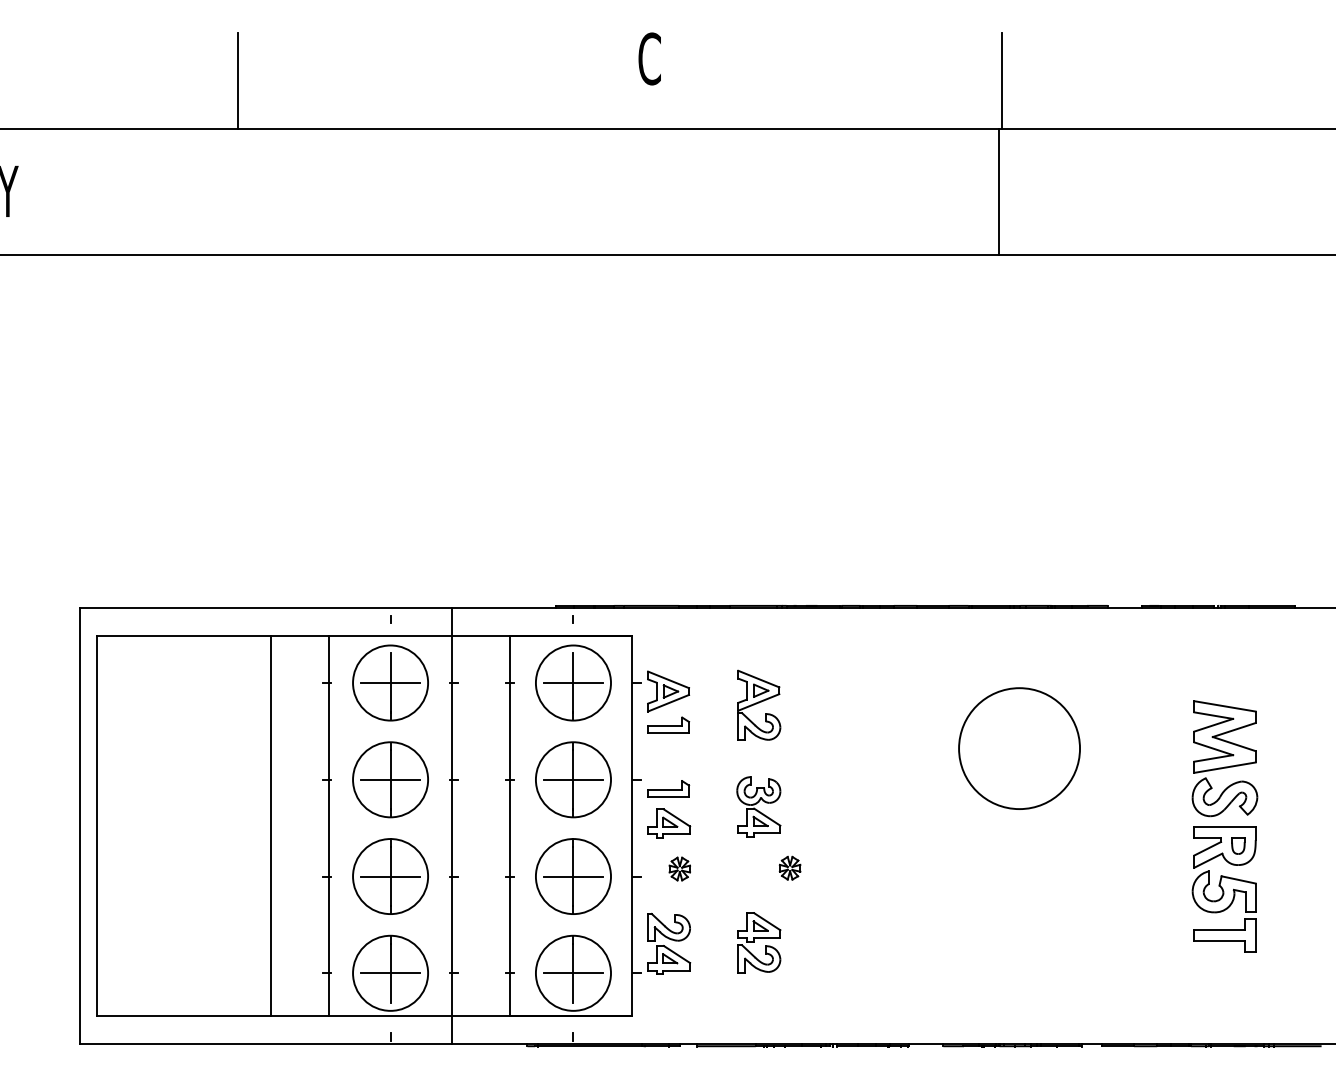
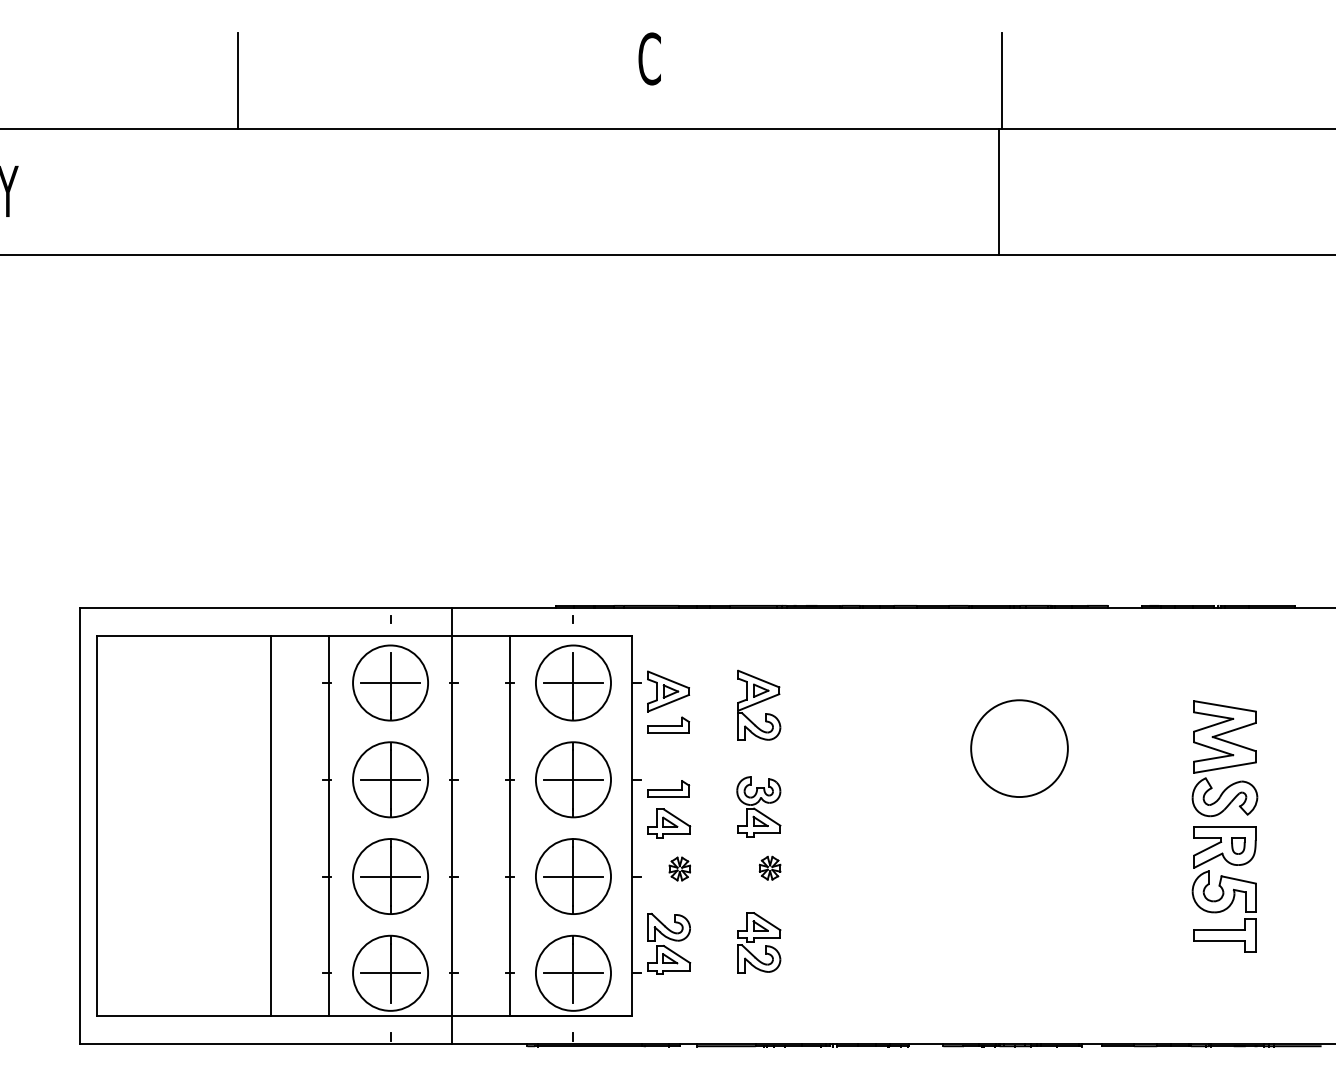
circle diameter: 121 px -> 97 px (1019, 748)
part position: (789, 867) -> (769, 867) (769, 867)
